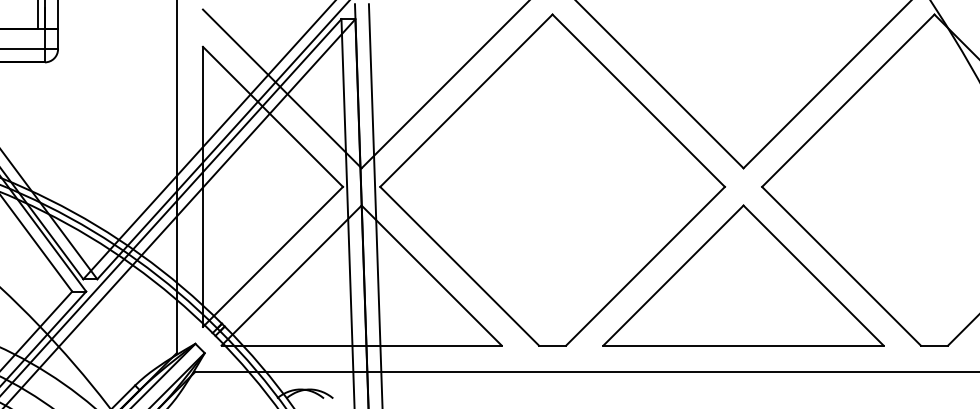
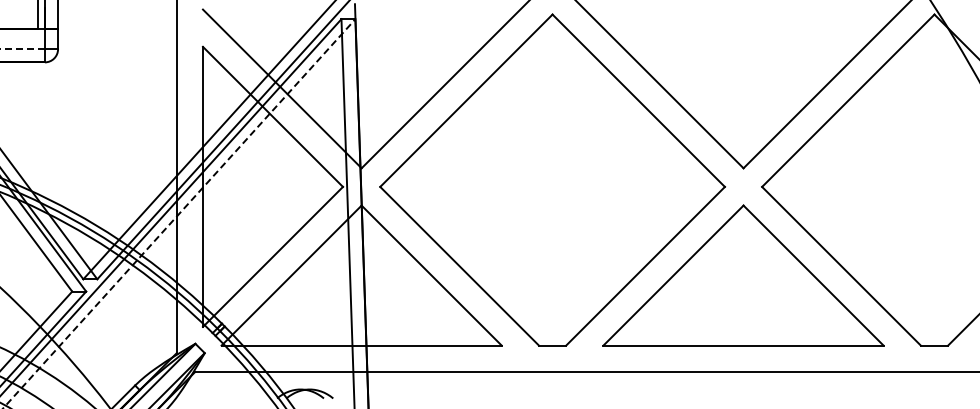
line: solid -> dashed (22, 49)
line: present -> none (375, 204)
line: solid -> dashed (179, 213)
